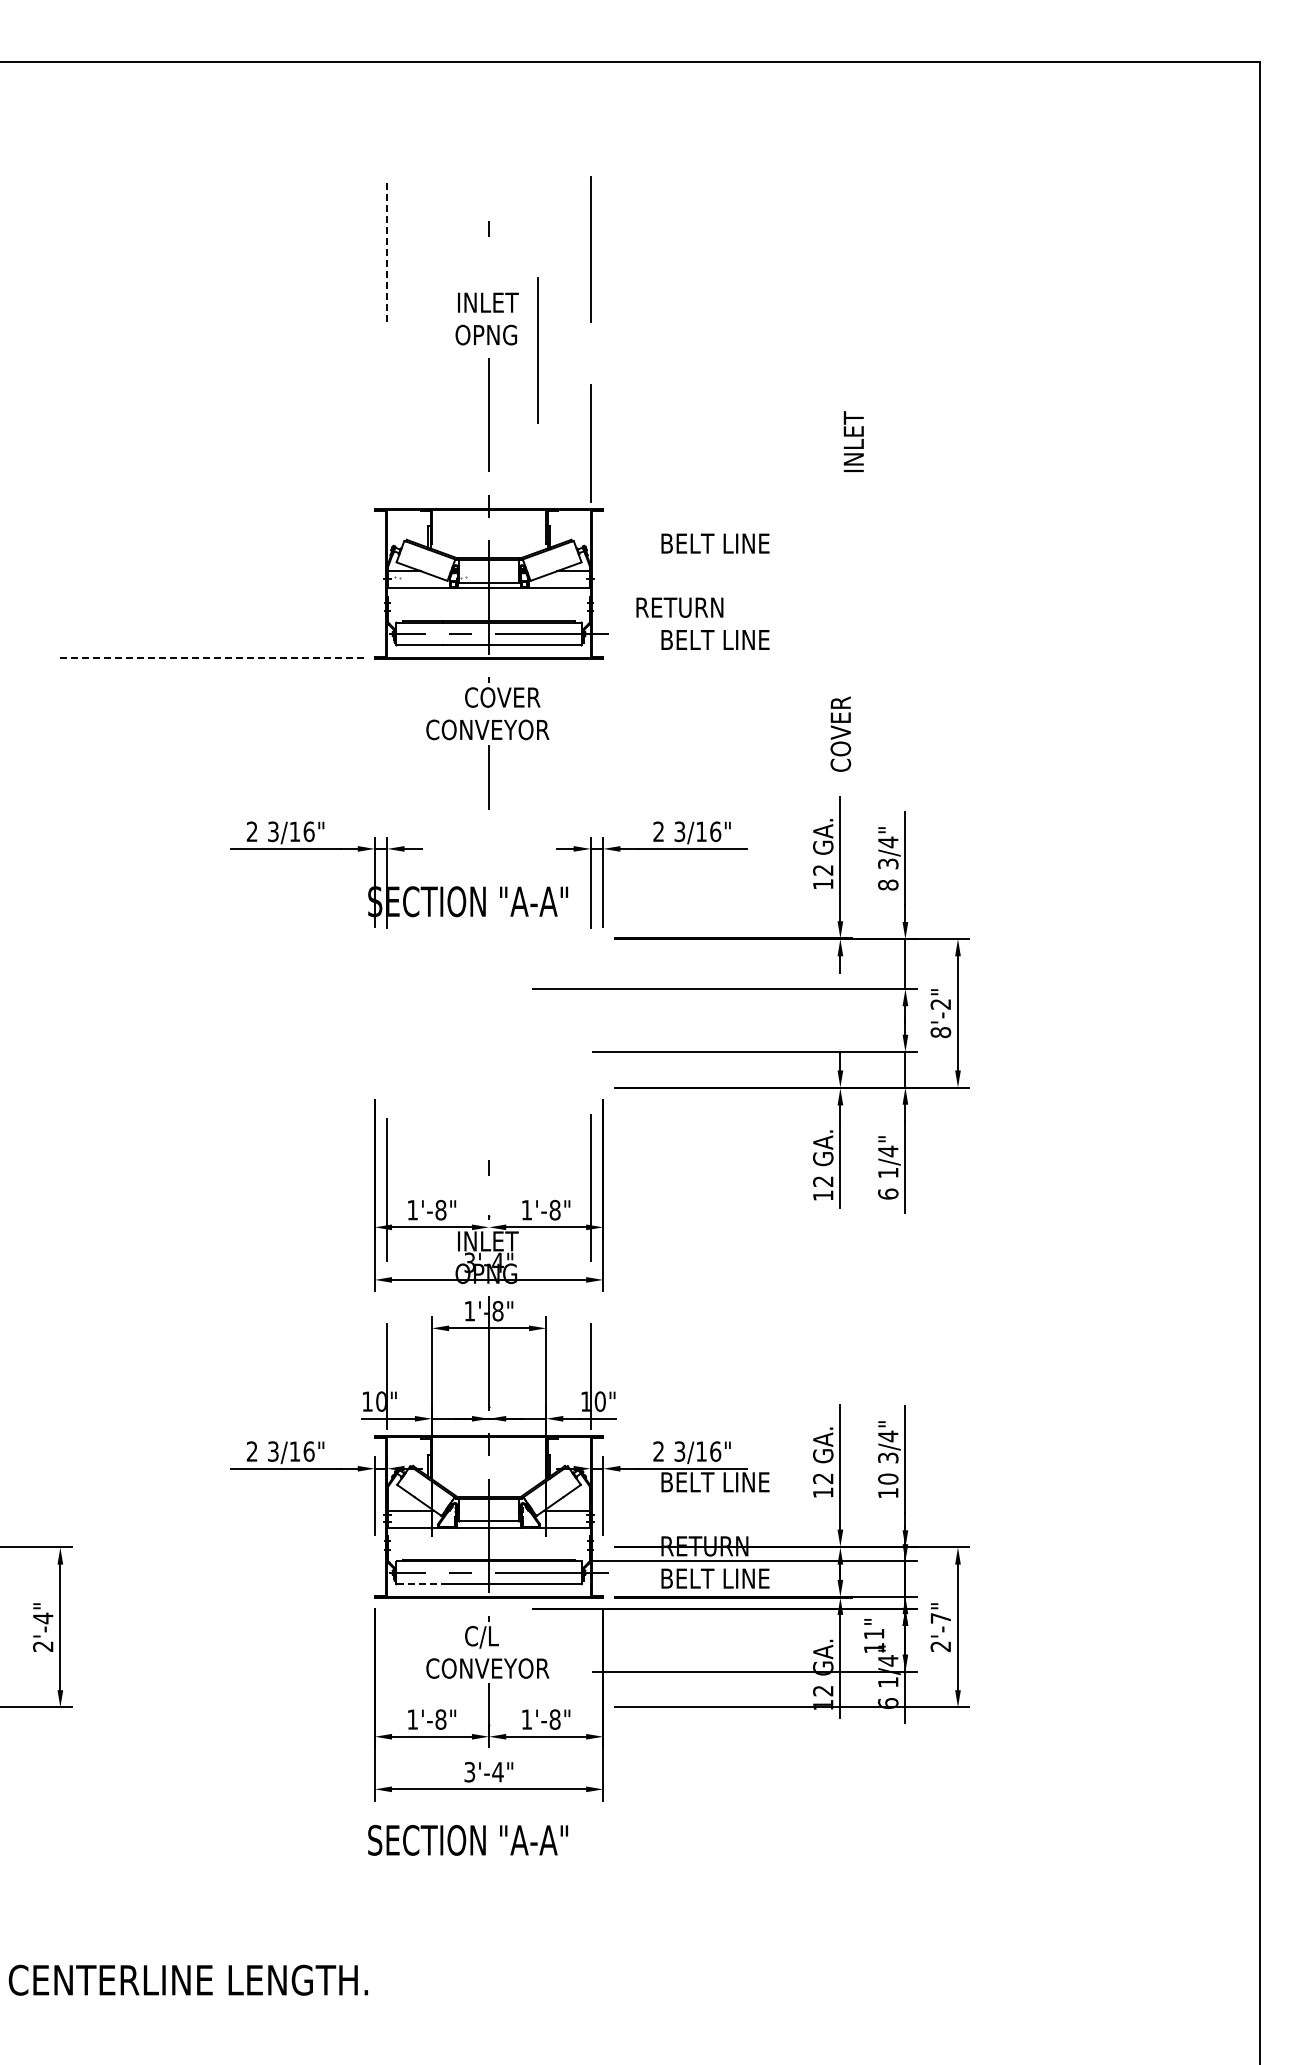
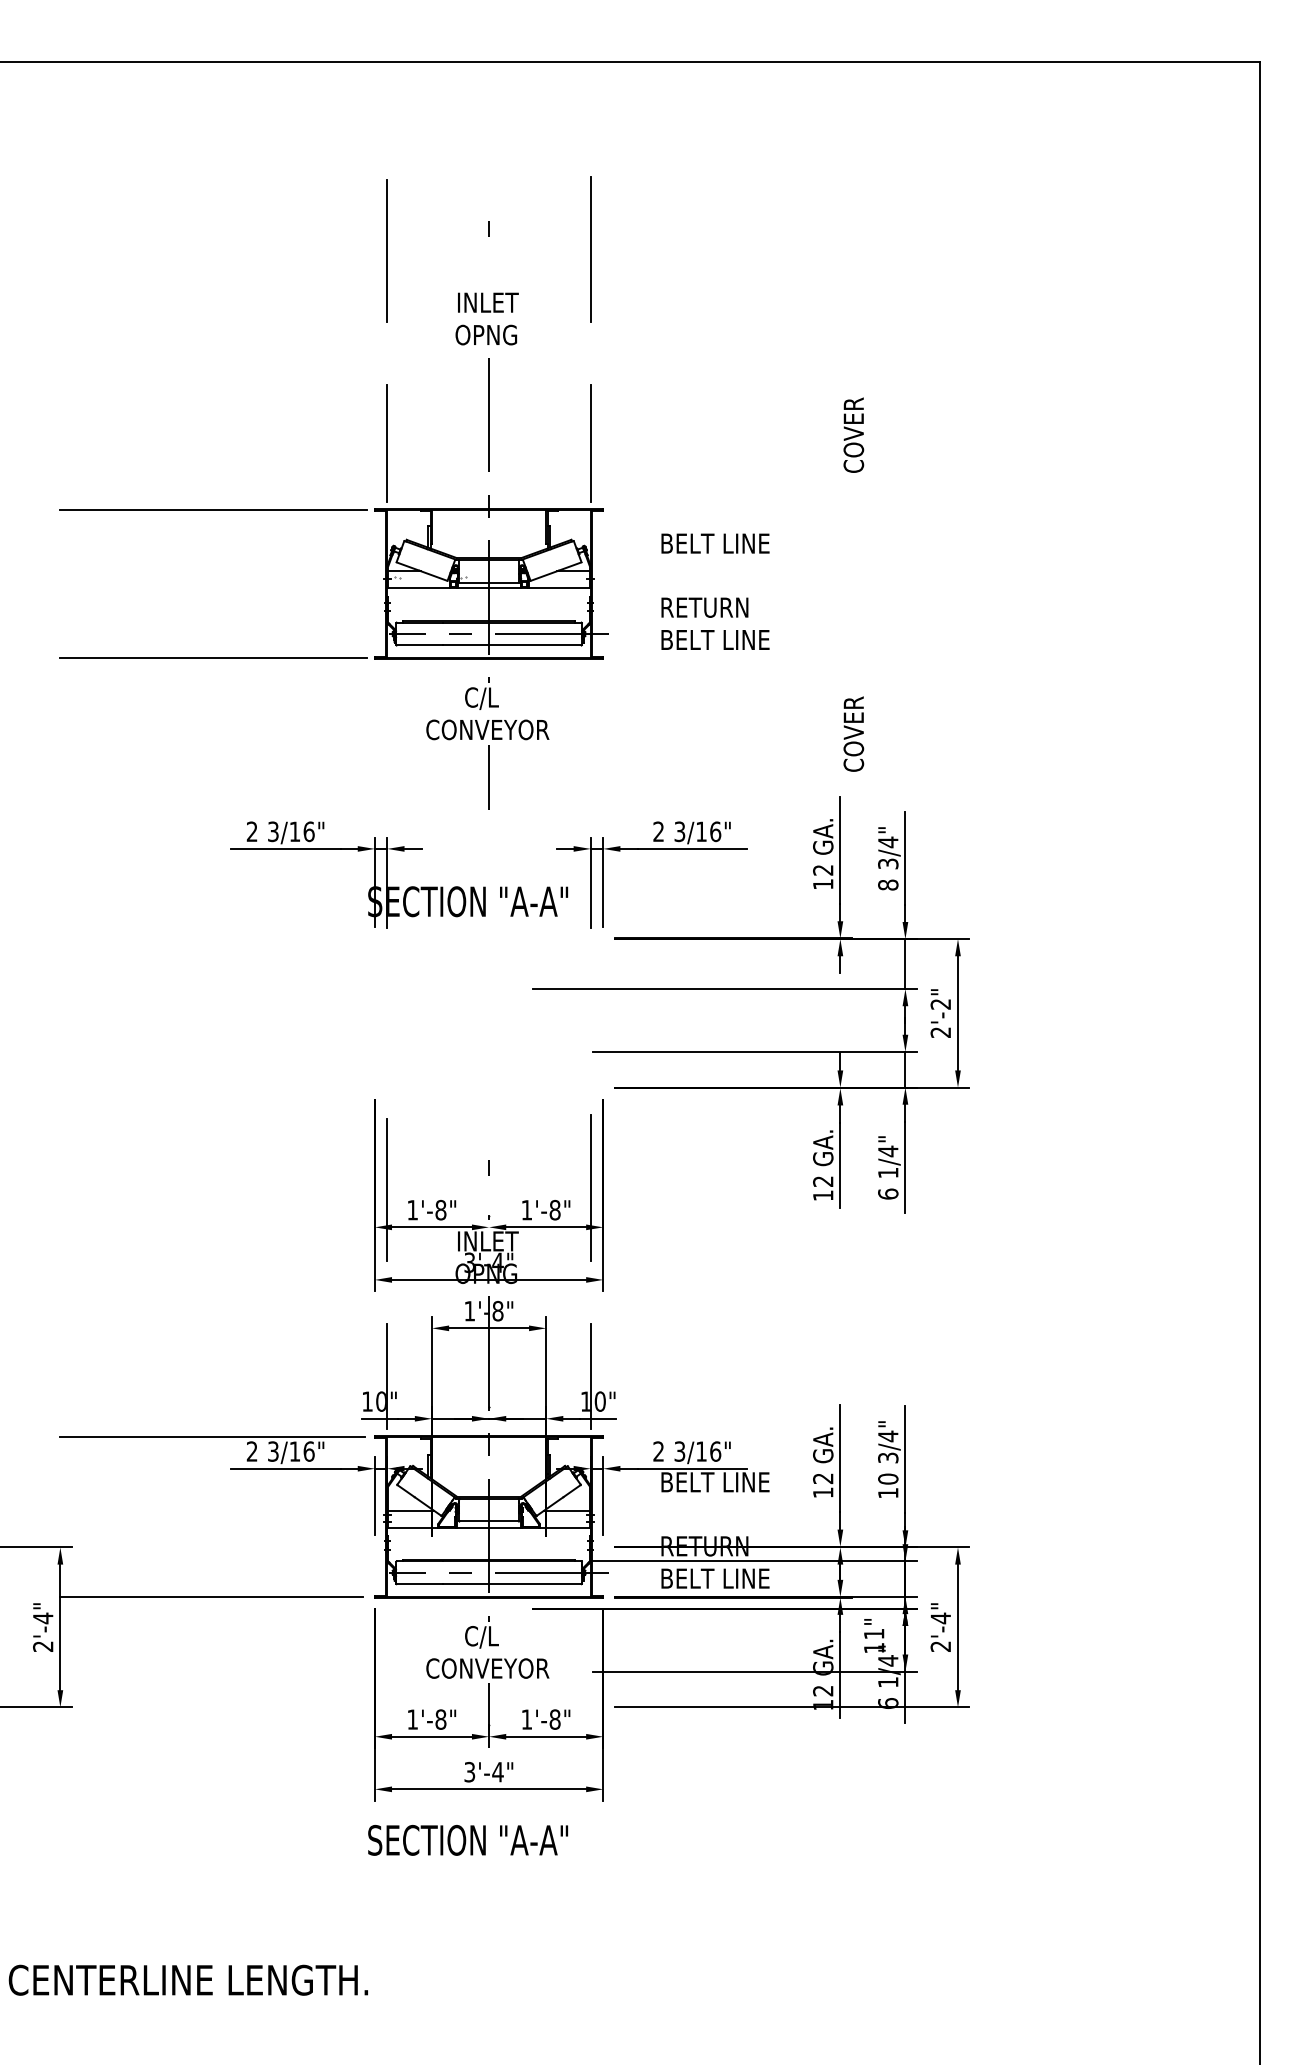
line: dashed -> solid (387, 250)
line: present -> none (537, 350)
text: INLET -> COVER (853, 434)
line: none -> present (387, 443)
line: none -> present (213, 509)
text position: (679, 607) -> (704, 607) (704, 607)
line: dashed -> solid (213, 658)
text: COVER -> C/L (509, 698)
text position: (840, 733) -> (853, 733) (853, 733)
text: 8'-2" -> 2'-2" (940, 1032)
line: none -> present (212, 1437)
line: dashed -> solid (420, 1584)
line: none -> present (211, 1597)
text: 2'-7" -> 2'-4" (940, 1618)
